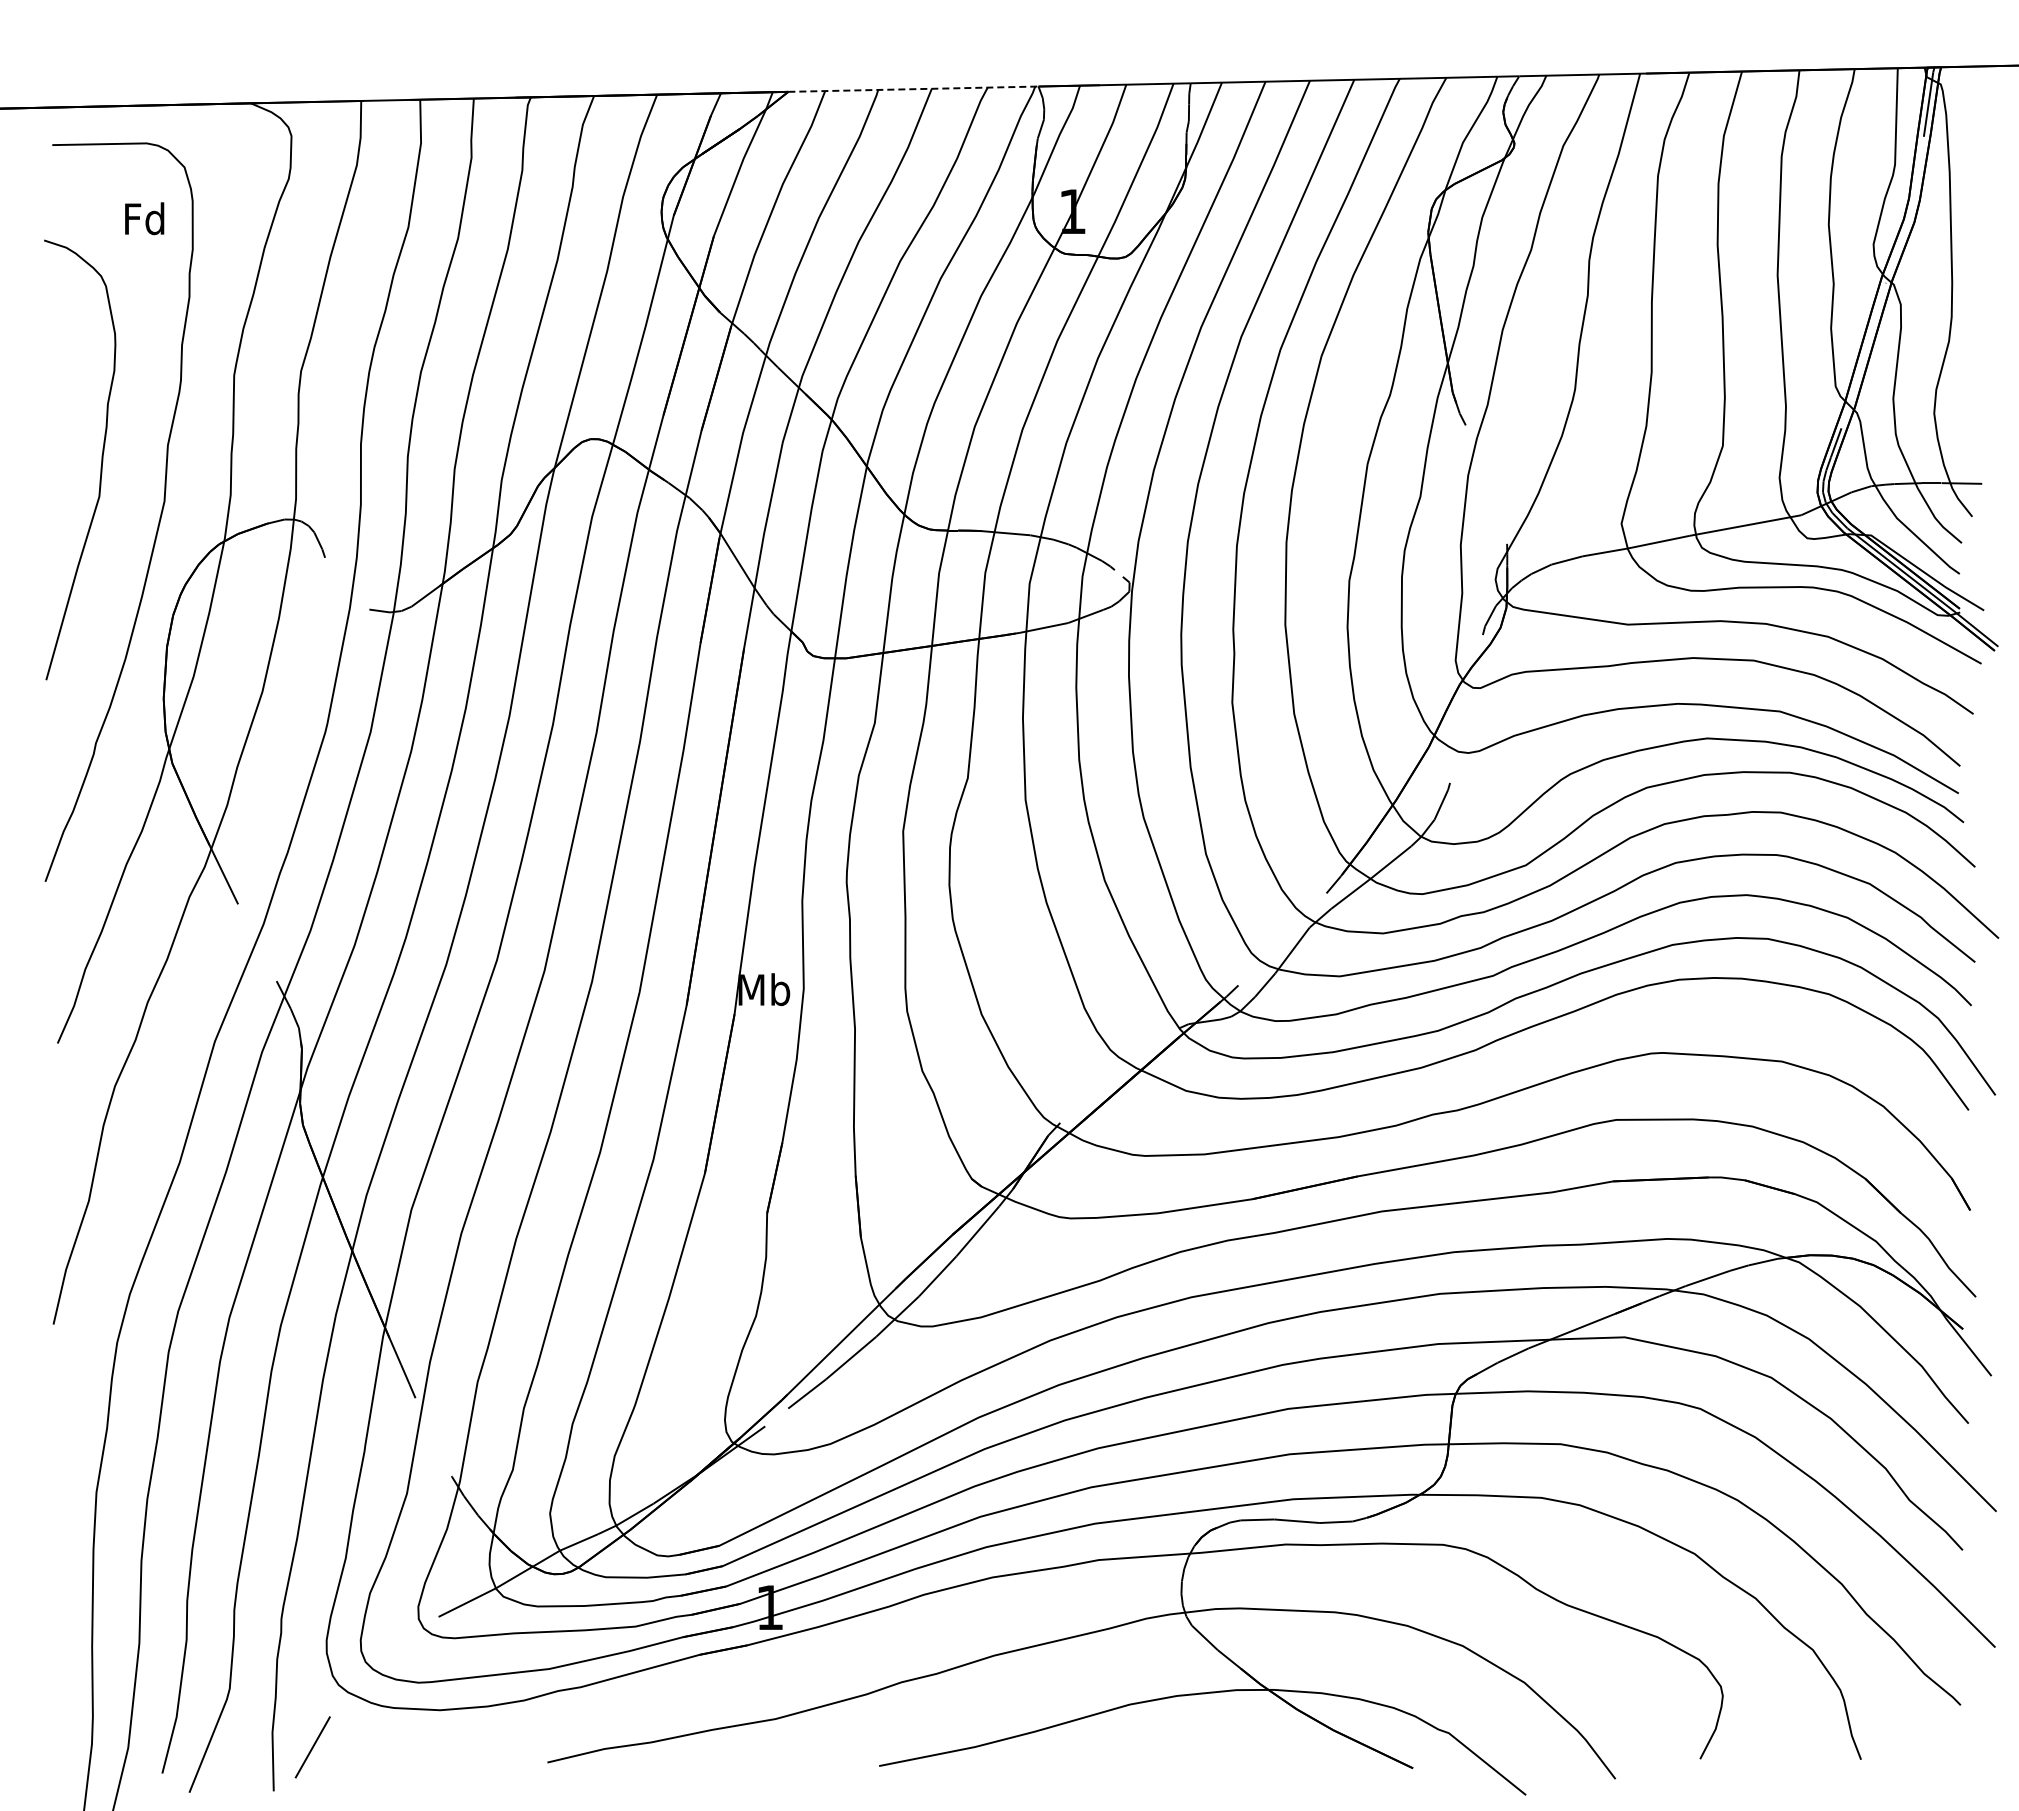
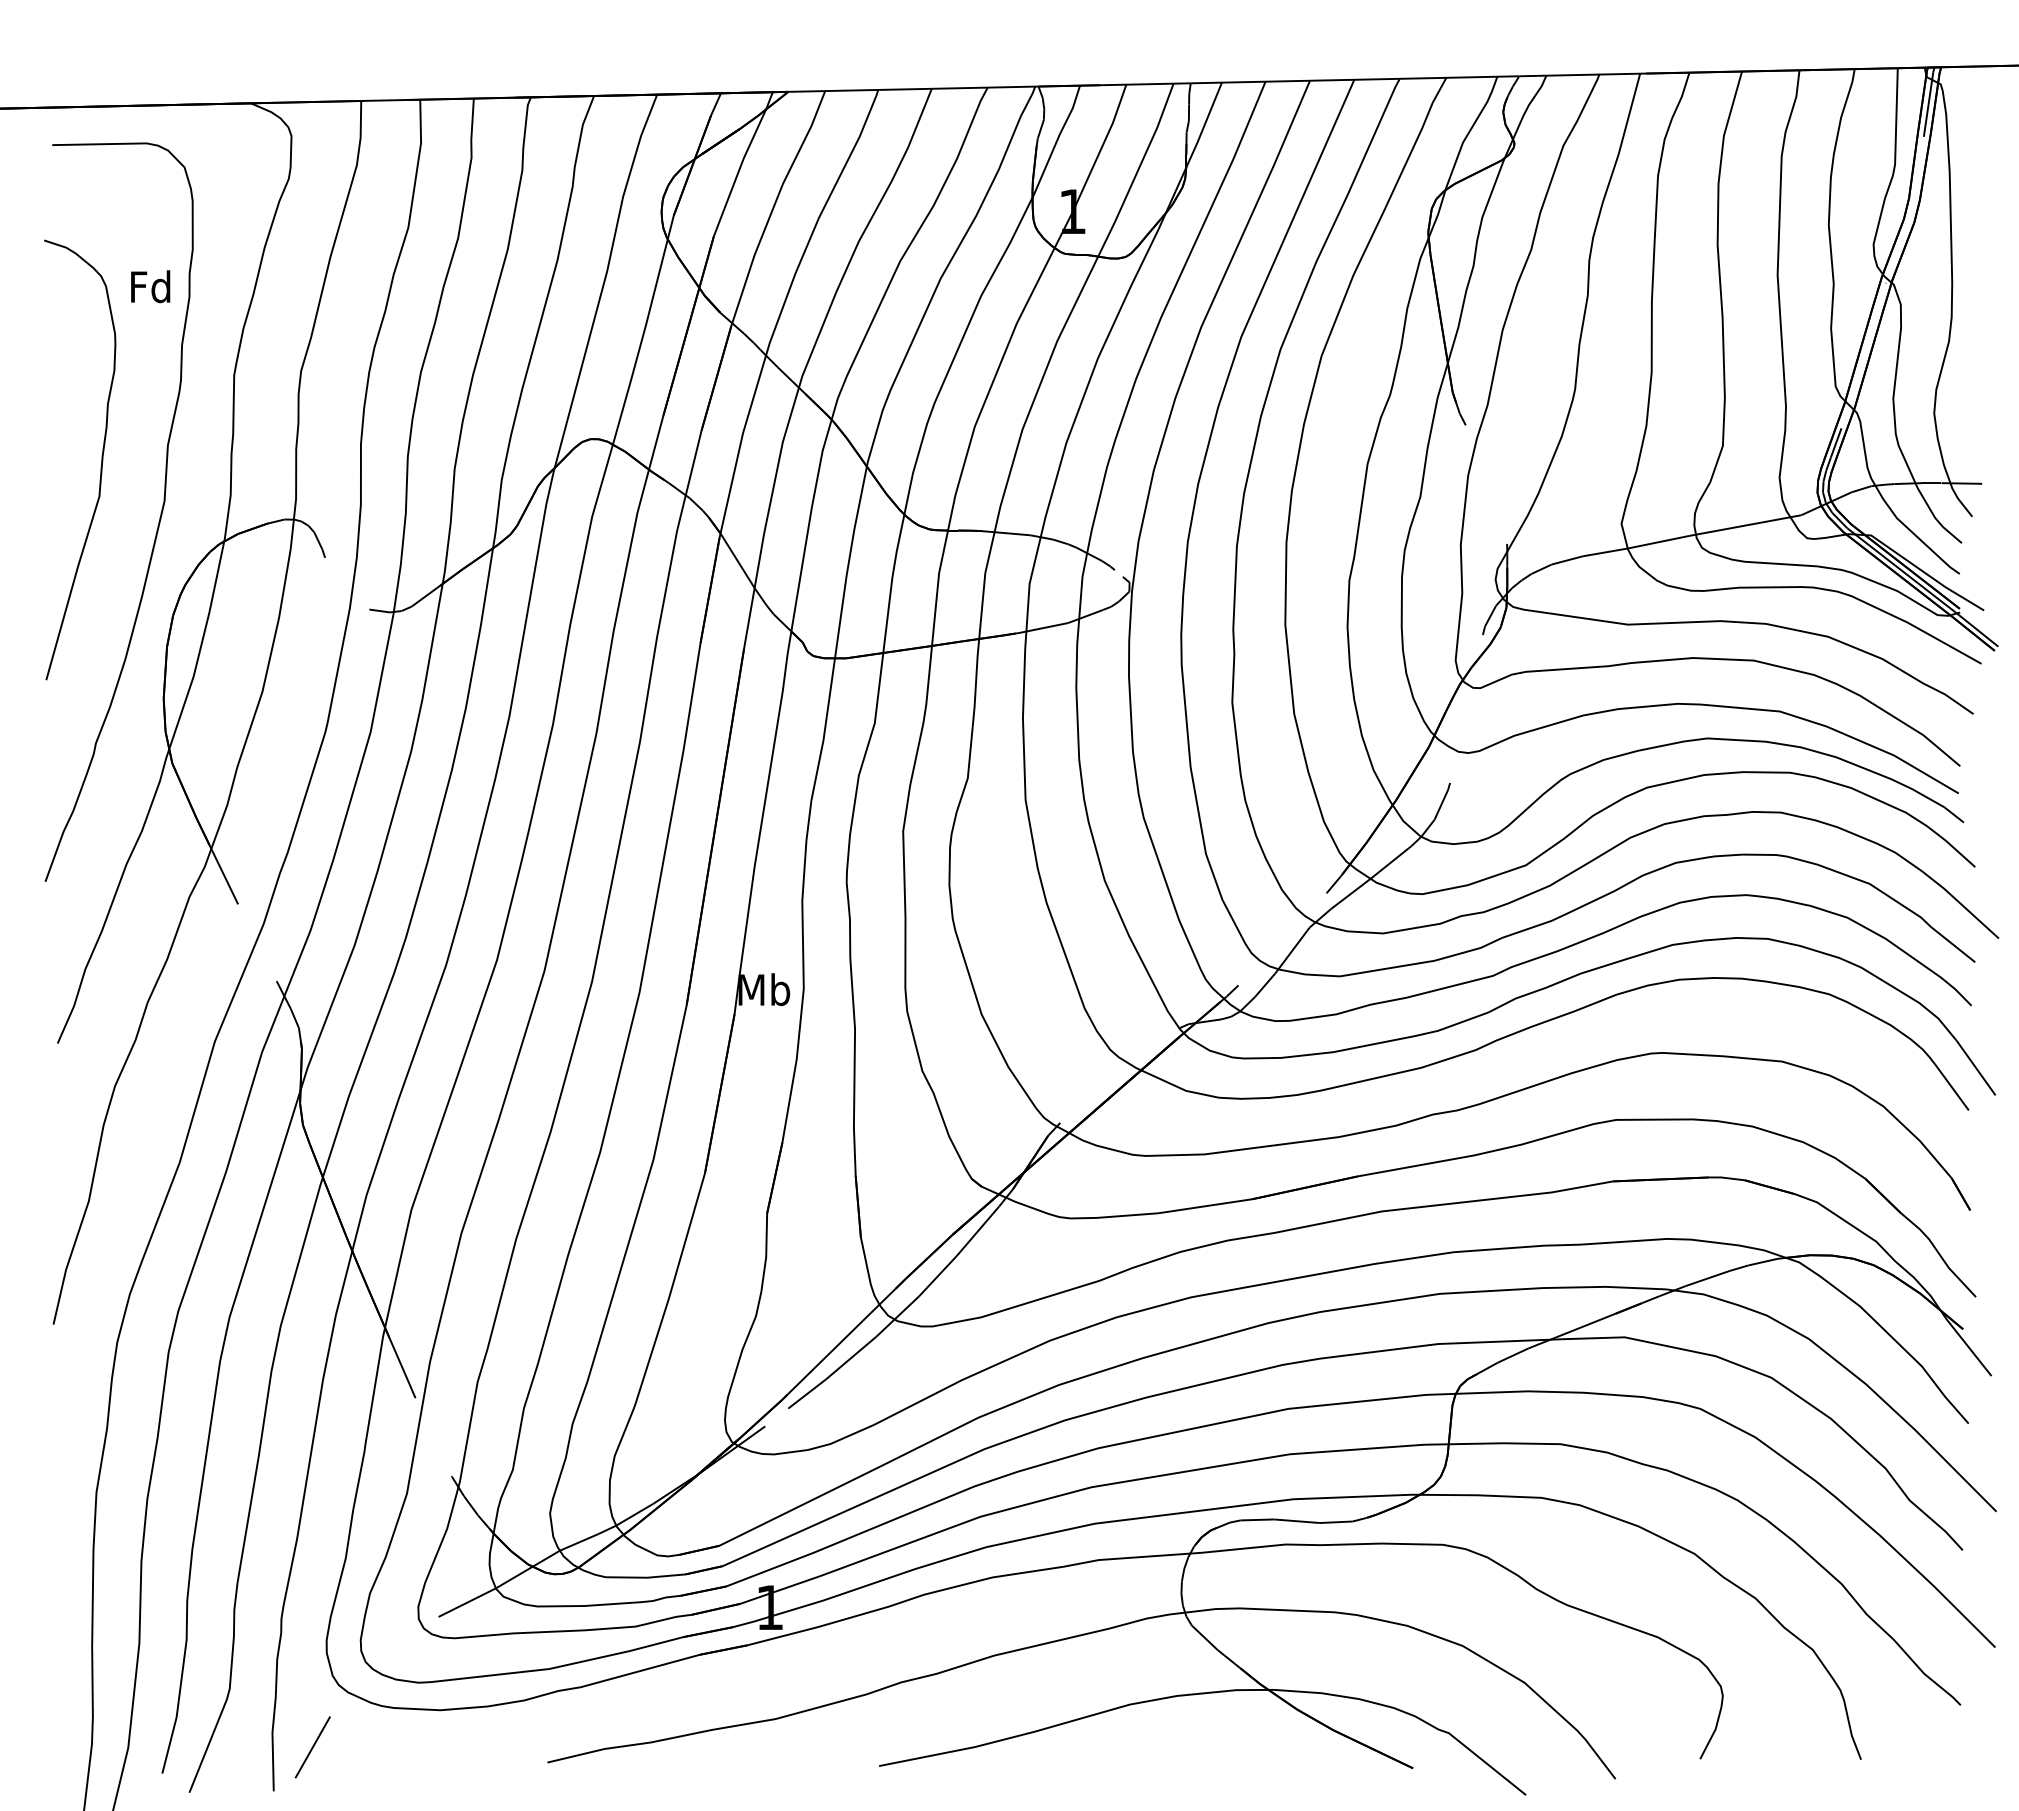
line: dashed -> solid (913, 89)
text position: (144, 218) -> (150, 286) (150, 286)
